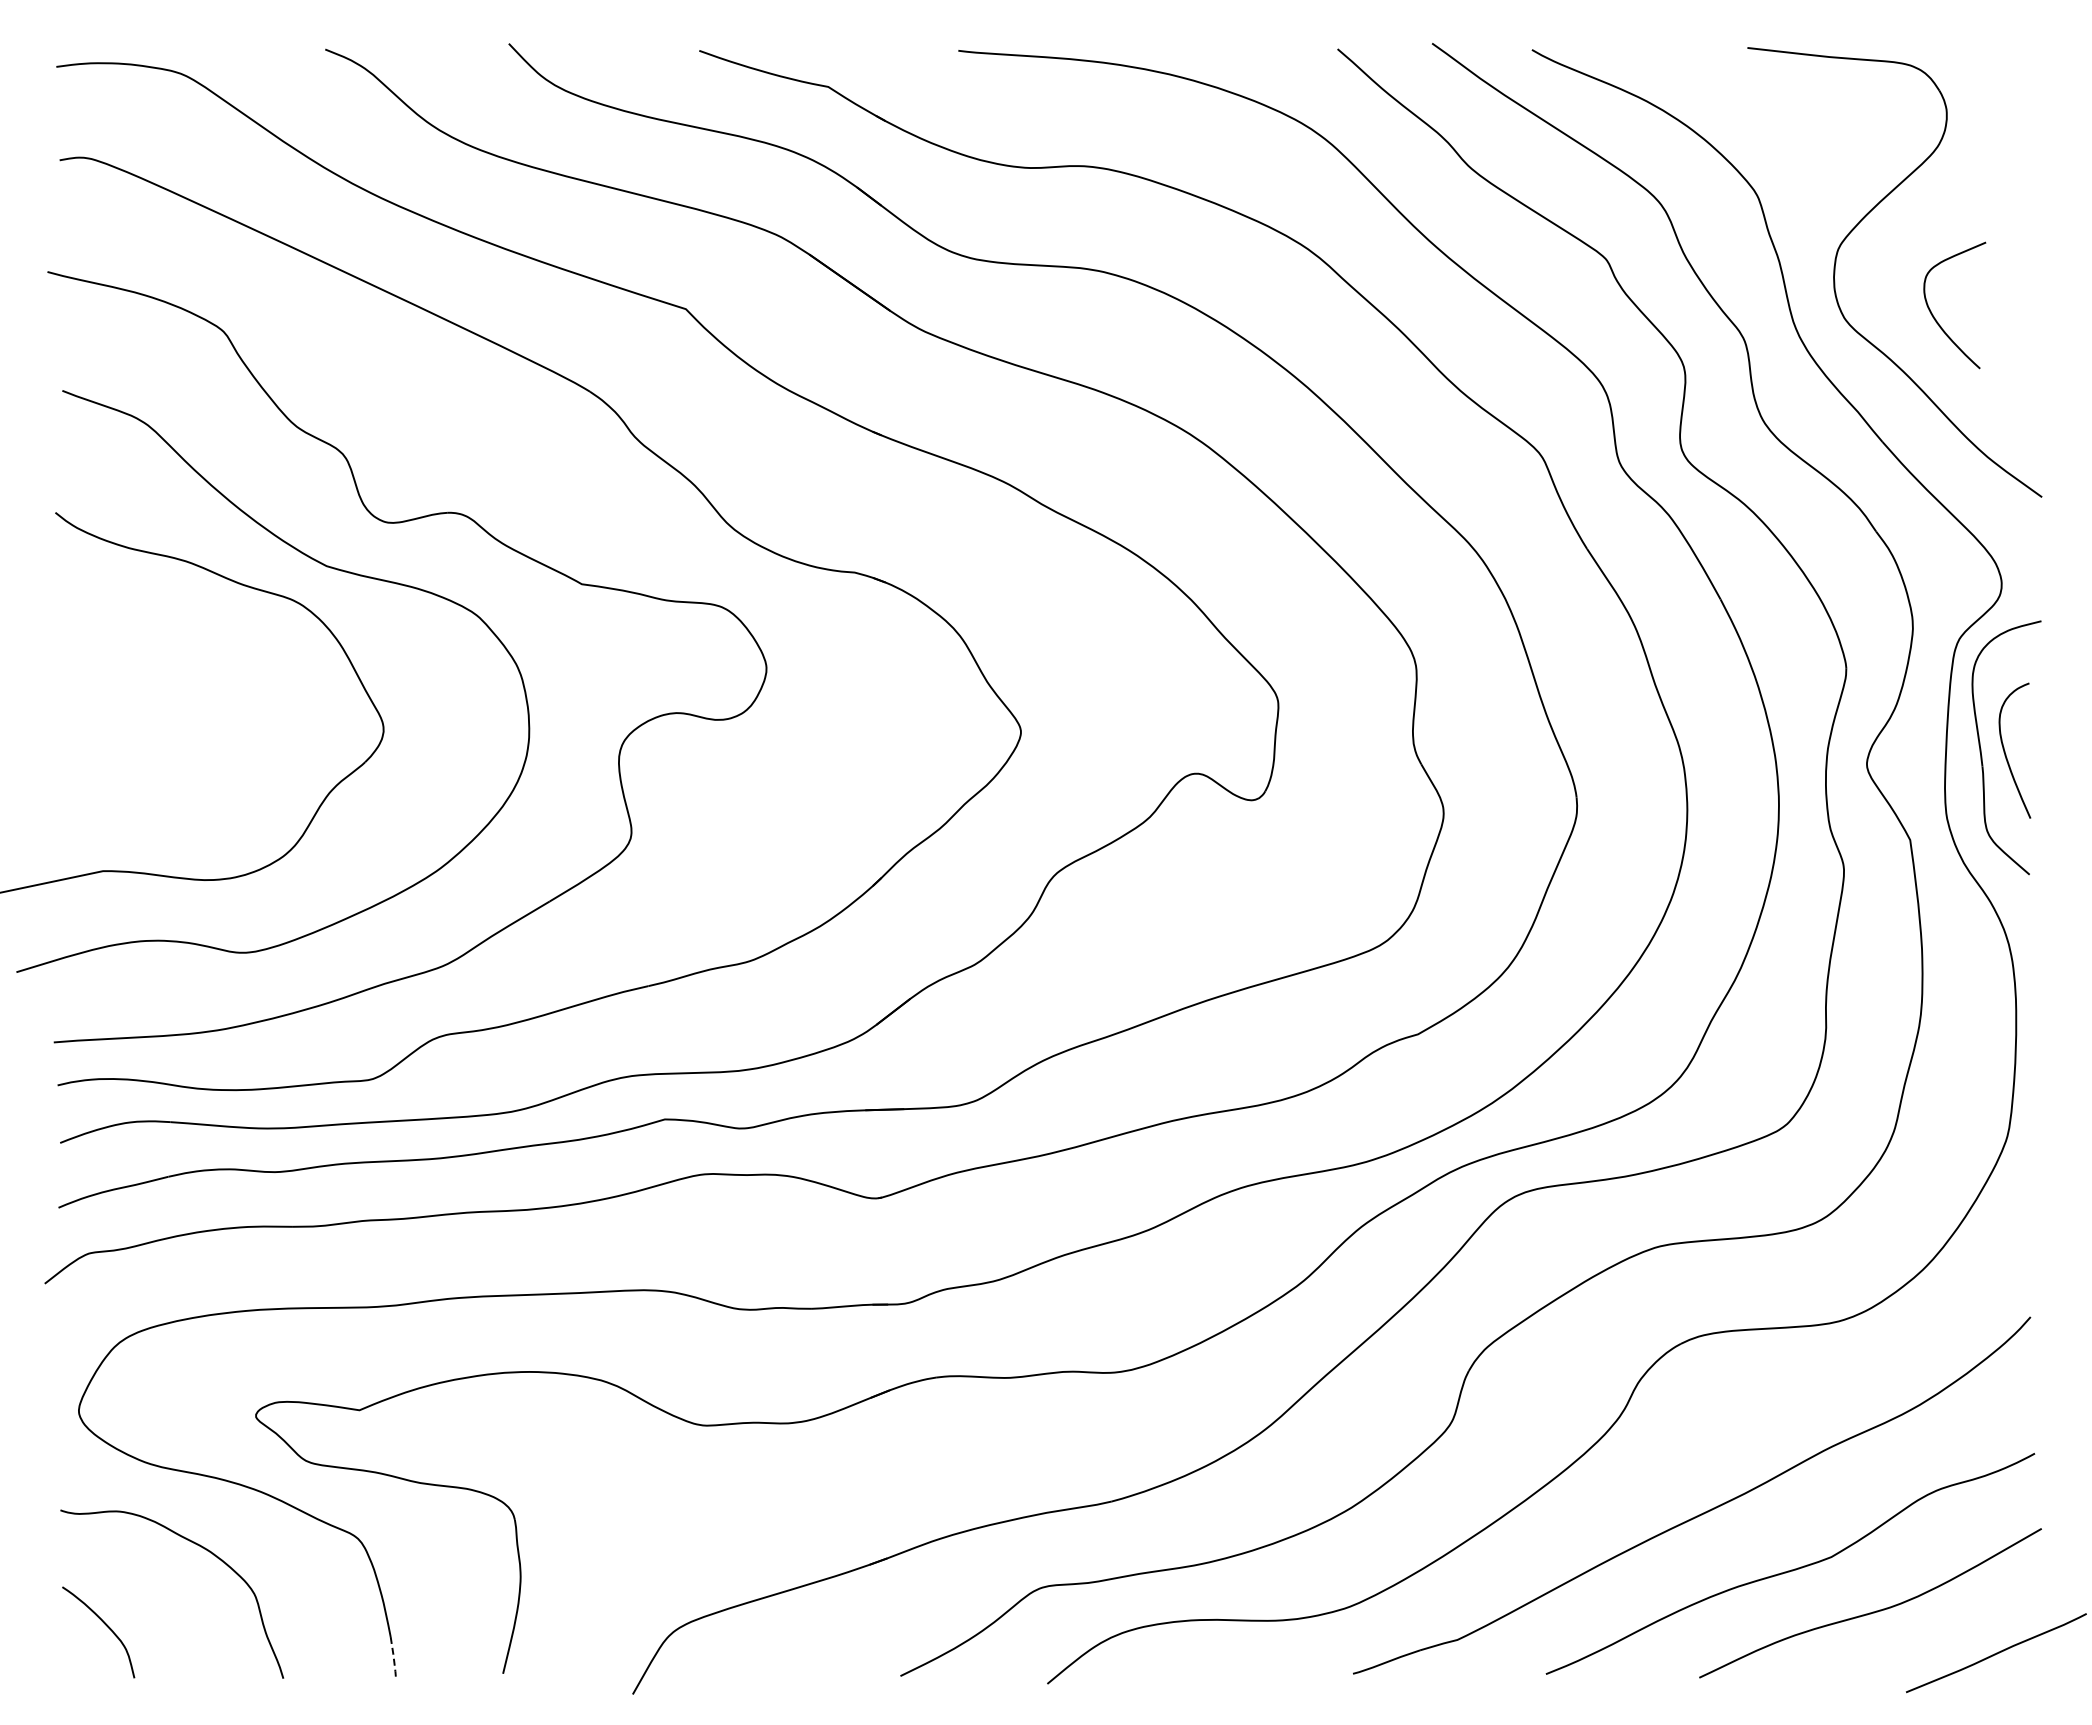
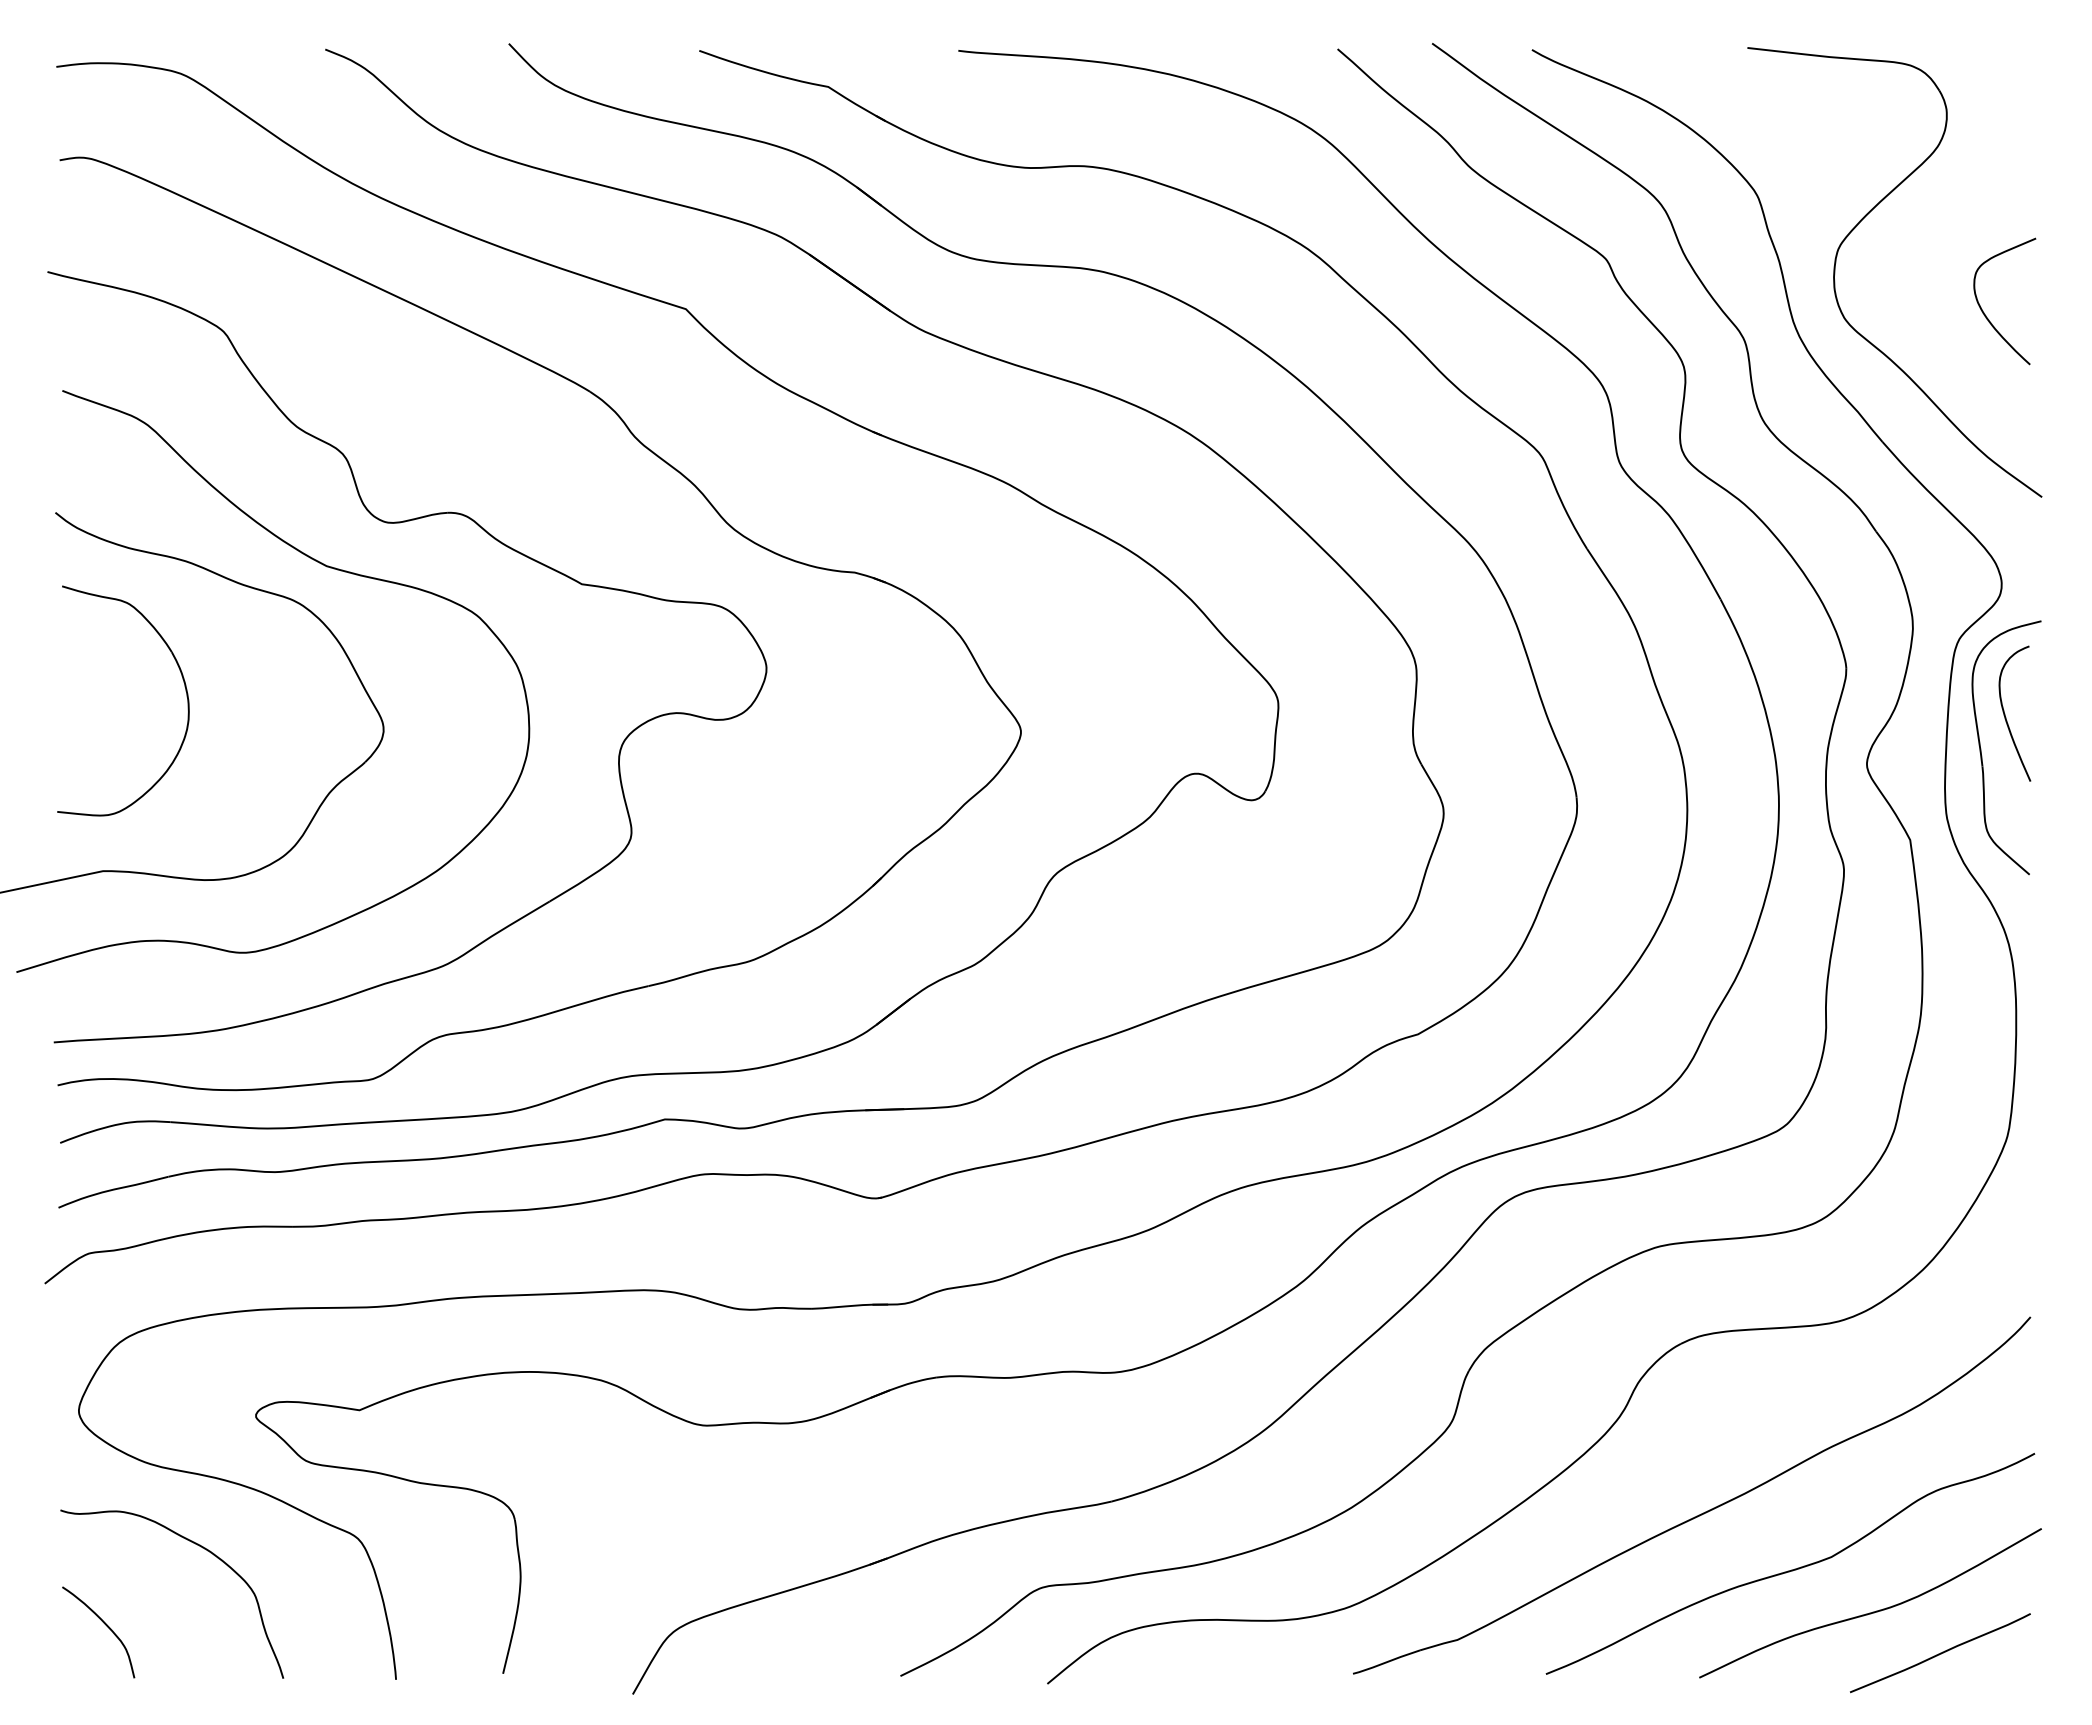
curve position: (1936, 319) -> (1986, 315) (1986, 315)
part: none -> present (184, 686)
curve position: (2006, 754) -> (2006, 717) (2006, 717)
curve position: (1996, 1653) -> (1940, 1653) (1940, 1653)
line: dashed -> solid (393, 1659)
